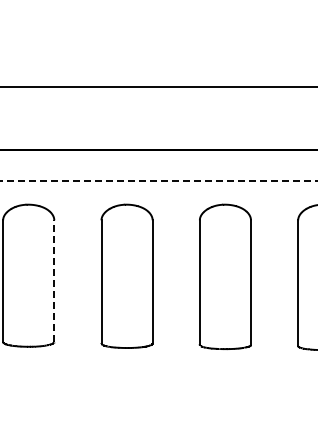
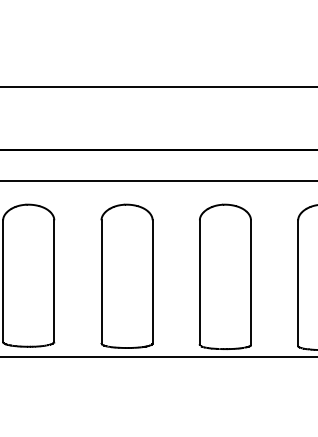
line: dashed -> solid (159, 181)
line: dashed -> solid (54, 281)
line: none -> present (158, 356)
